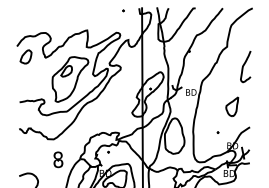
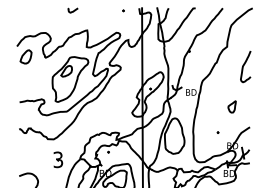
curve: none -> present (73, 10)
part size: 15x22 px -> 10x14 px (231, 106)
text: 8 -> 3 (58, 159)
